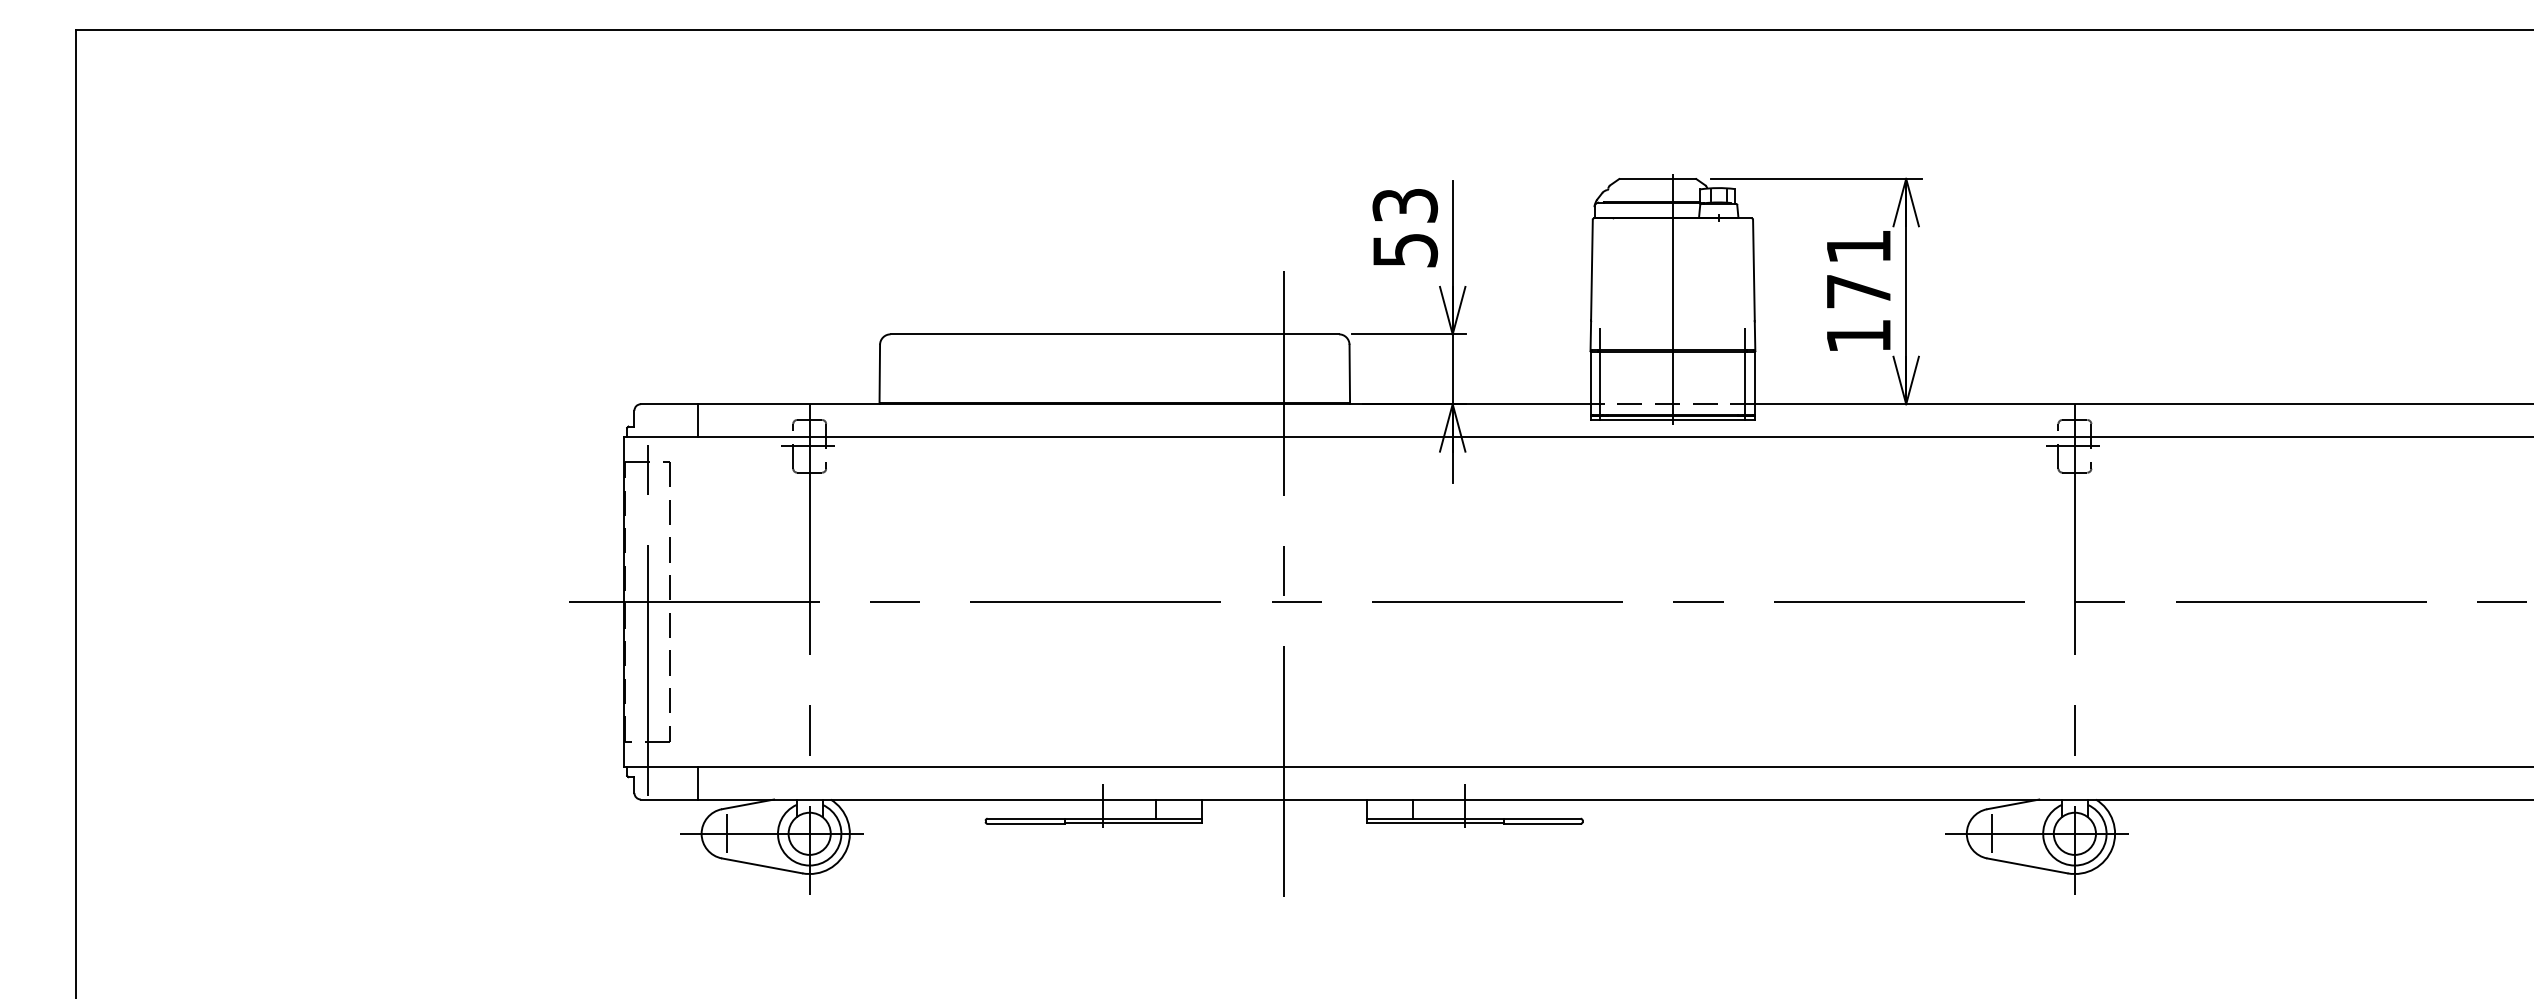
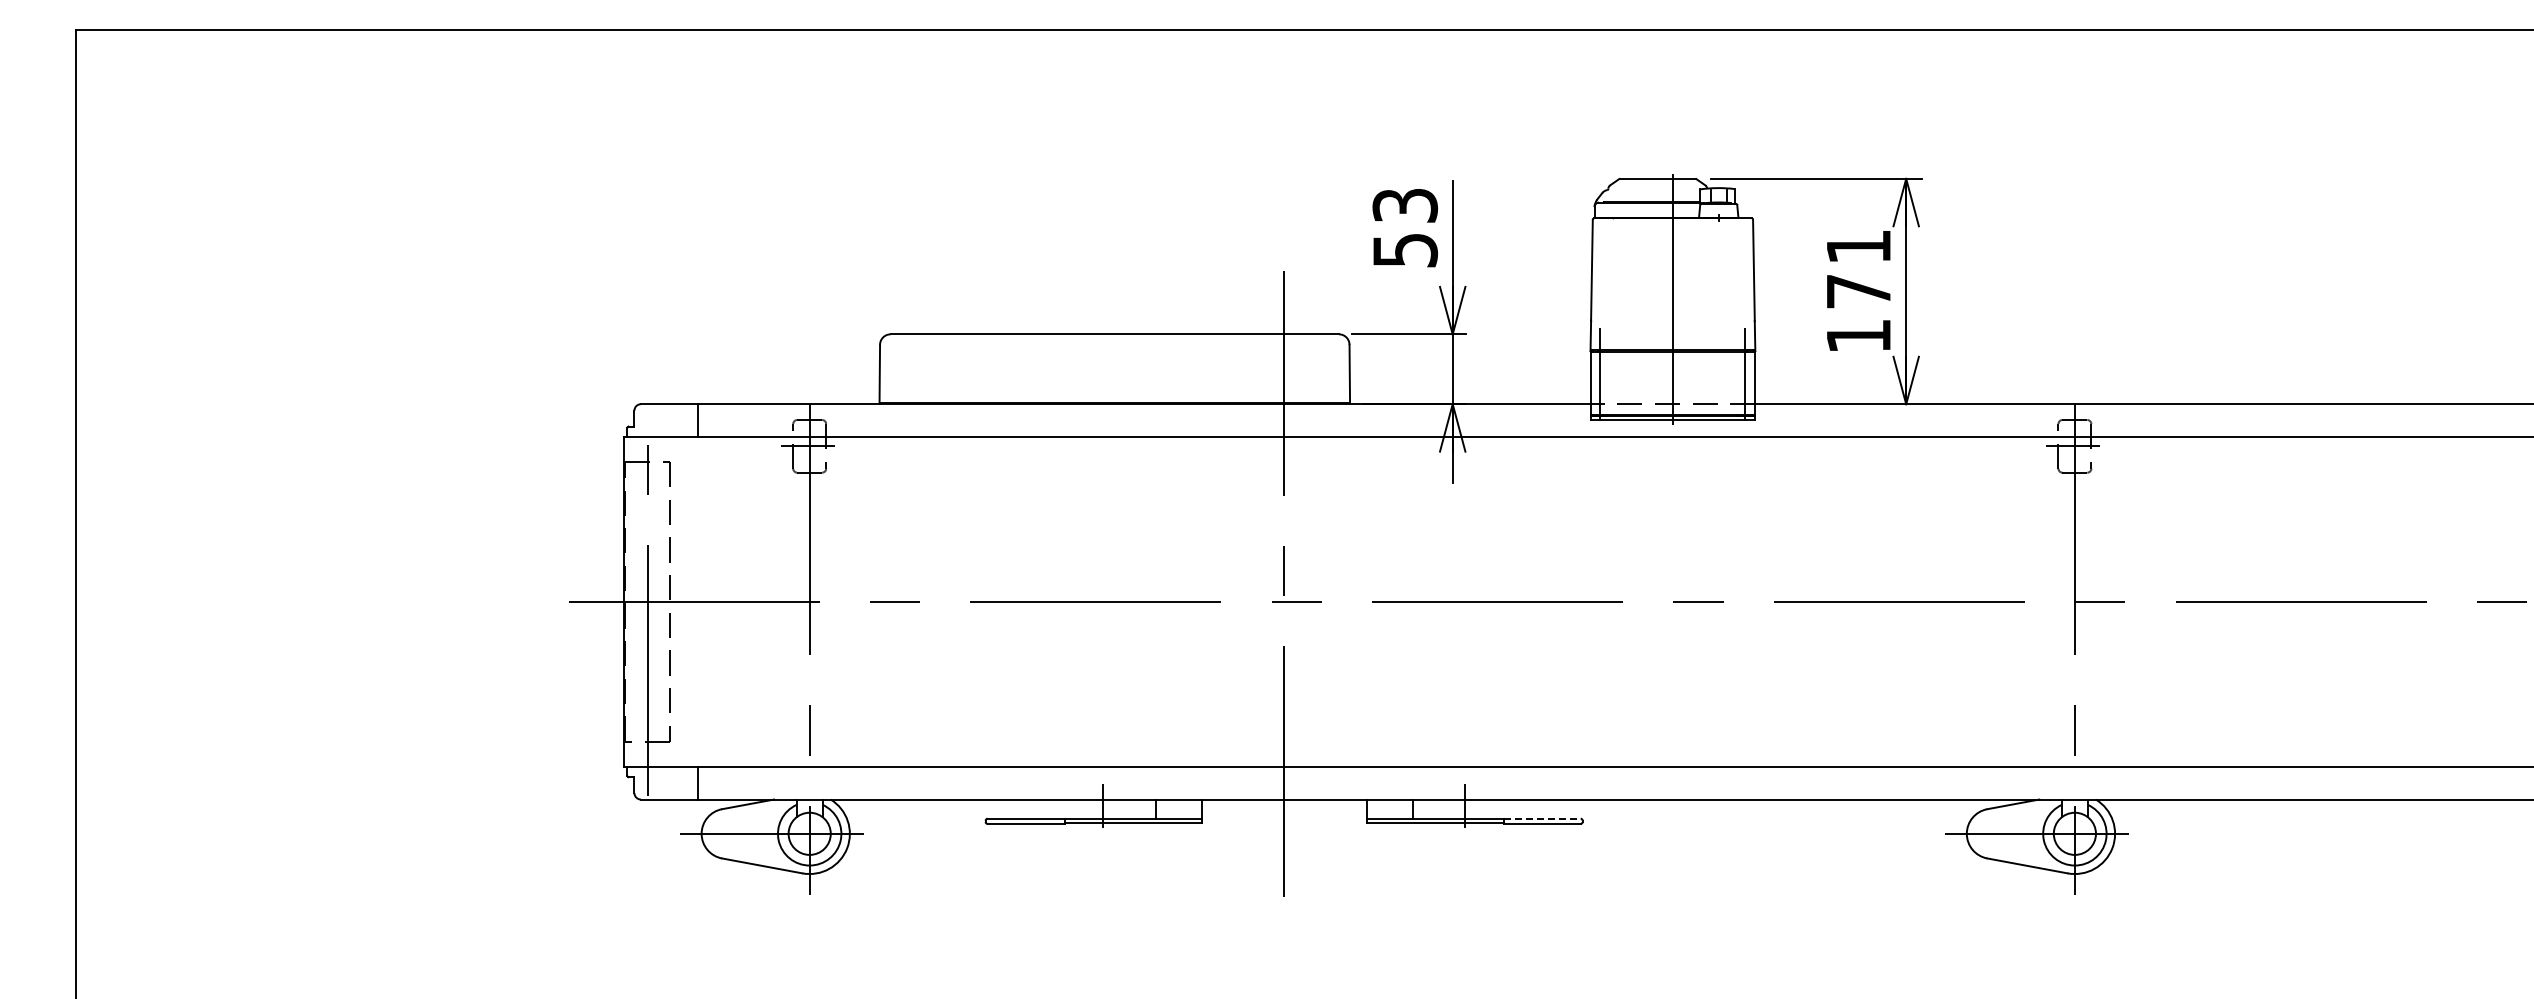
line: solid -> dashed (1542, 818)
line: present -> none (726, 833)
line: present -> none (1991, 833)
